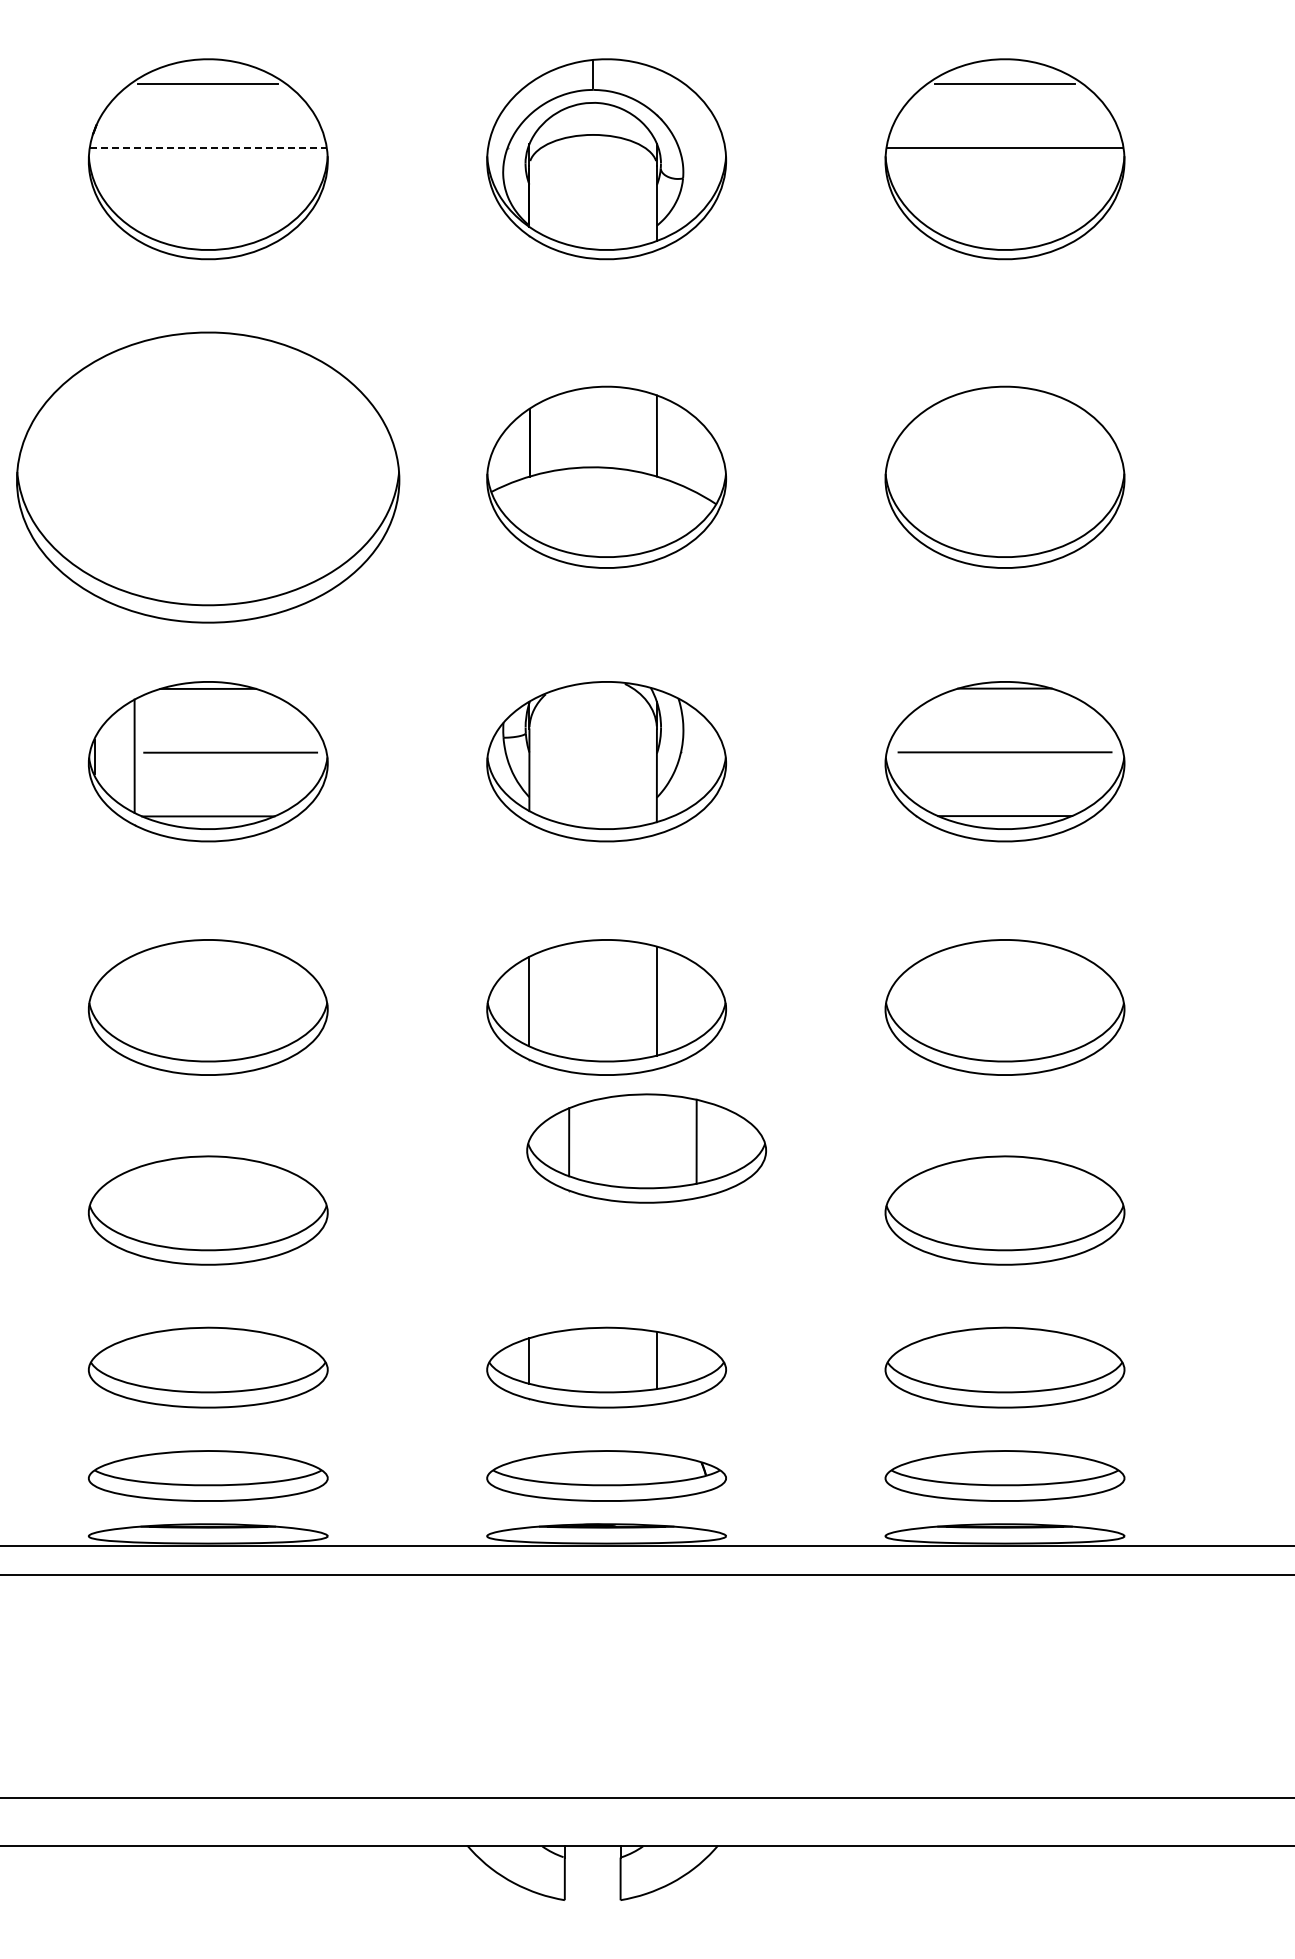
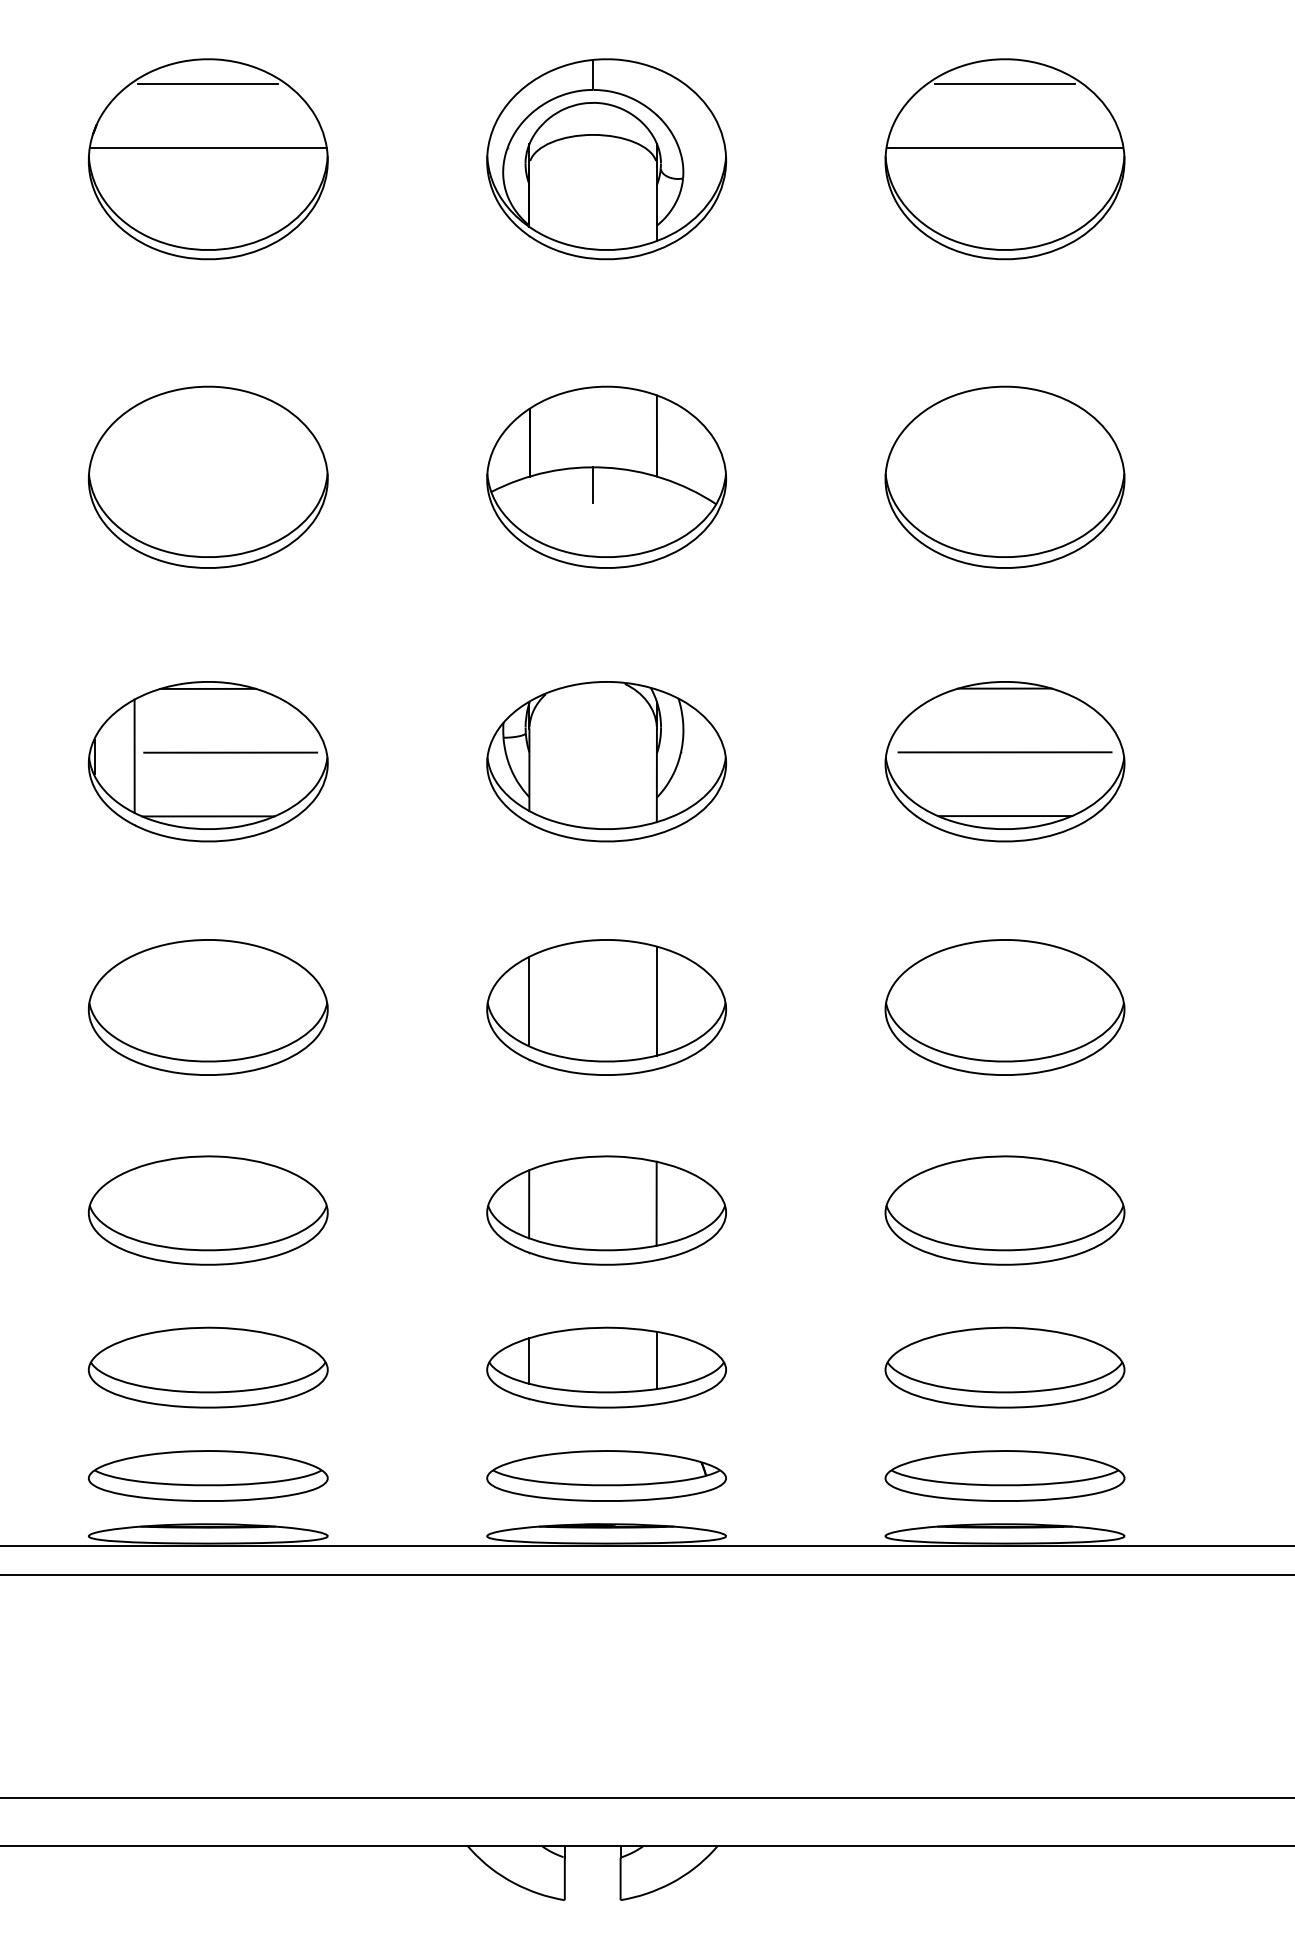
line: dashed -> solid (208, 147)
part size: 385x293 px -> 241x184 px (208, 476)
line: none -> present (593, 485)
part position: (646, 1148) -> (606, 1210) (606, 1210)
